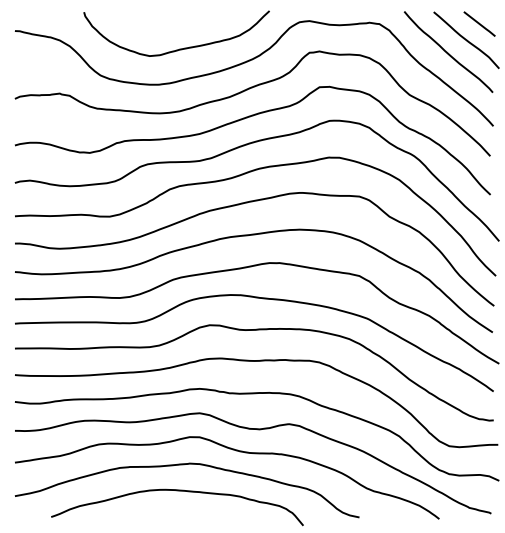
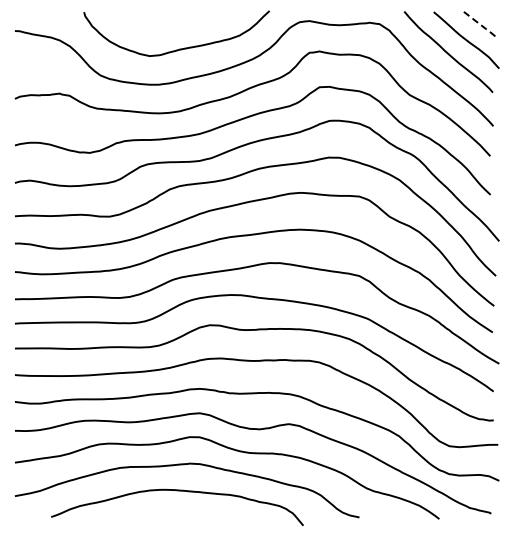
line: solid -> dashed (480, 24)
